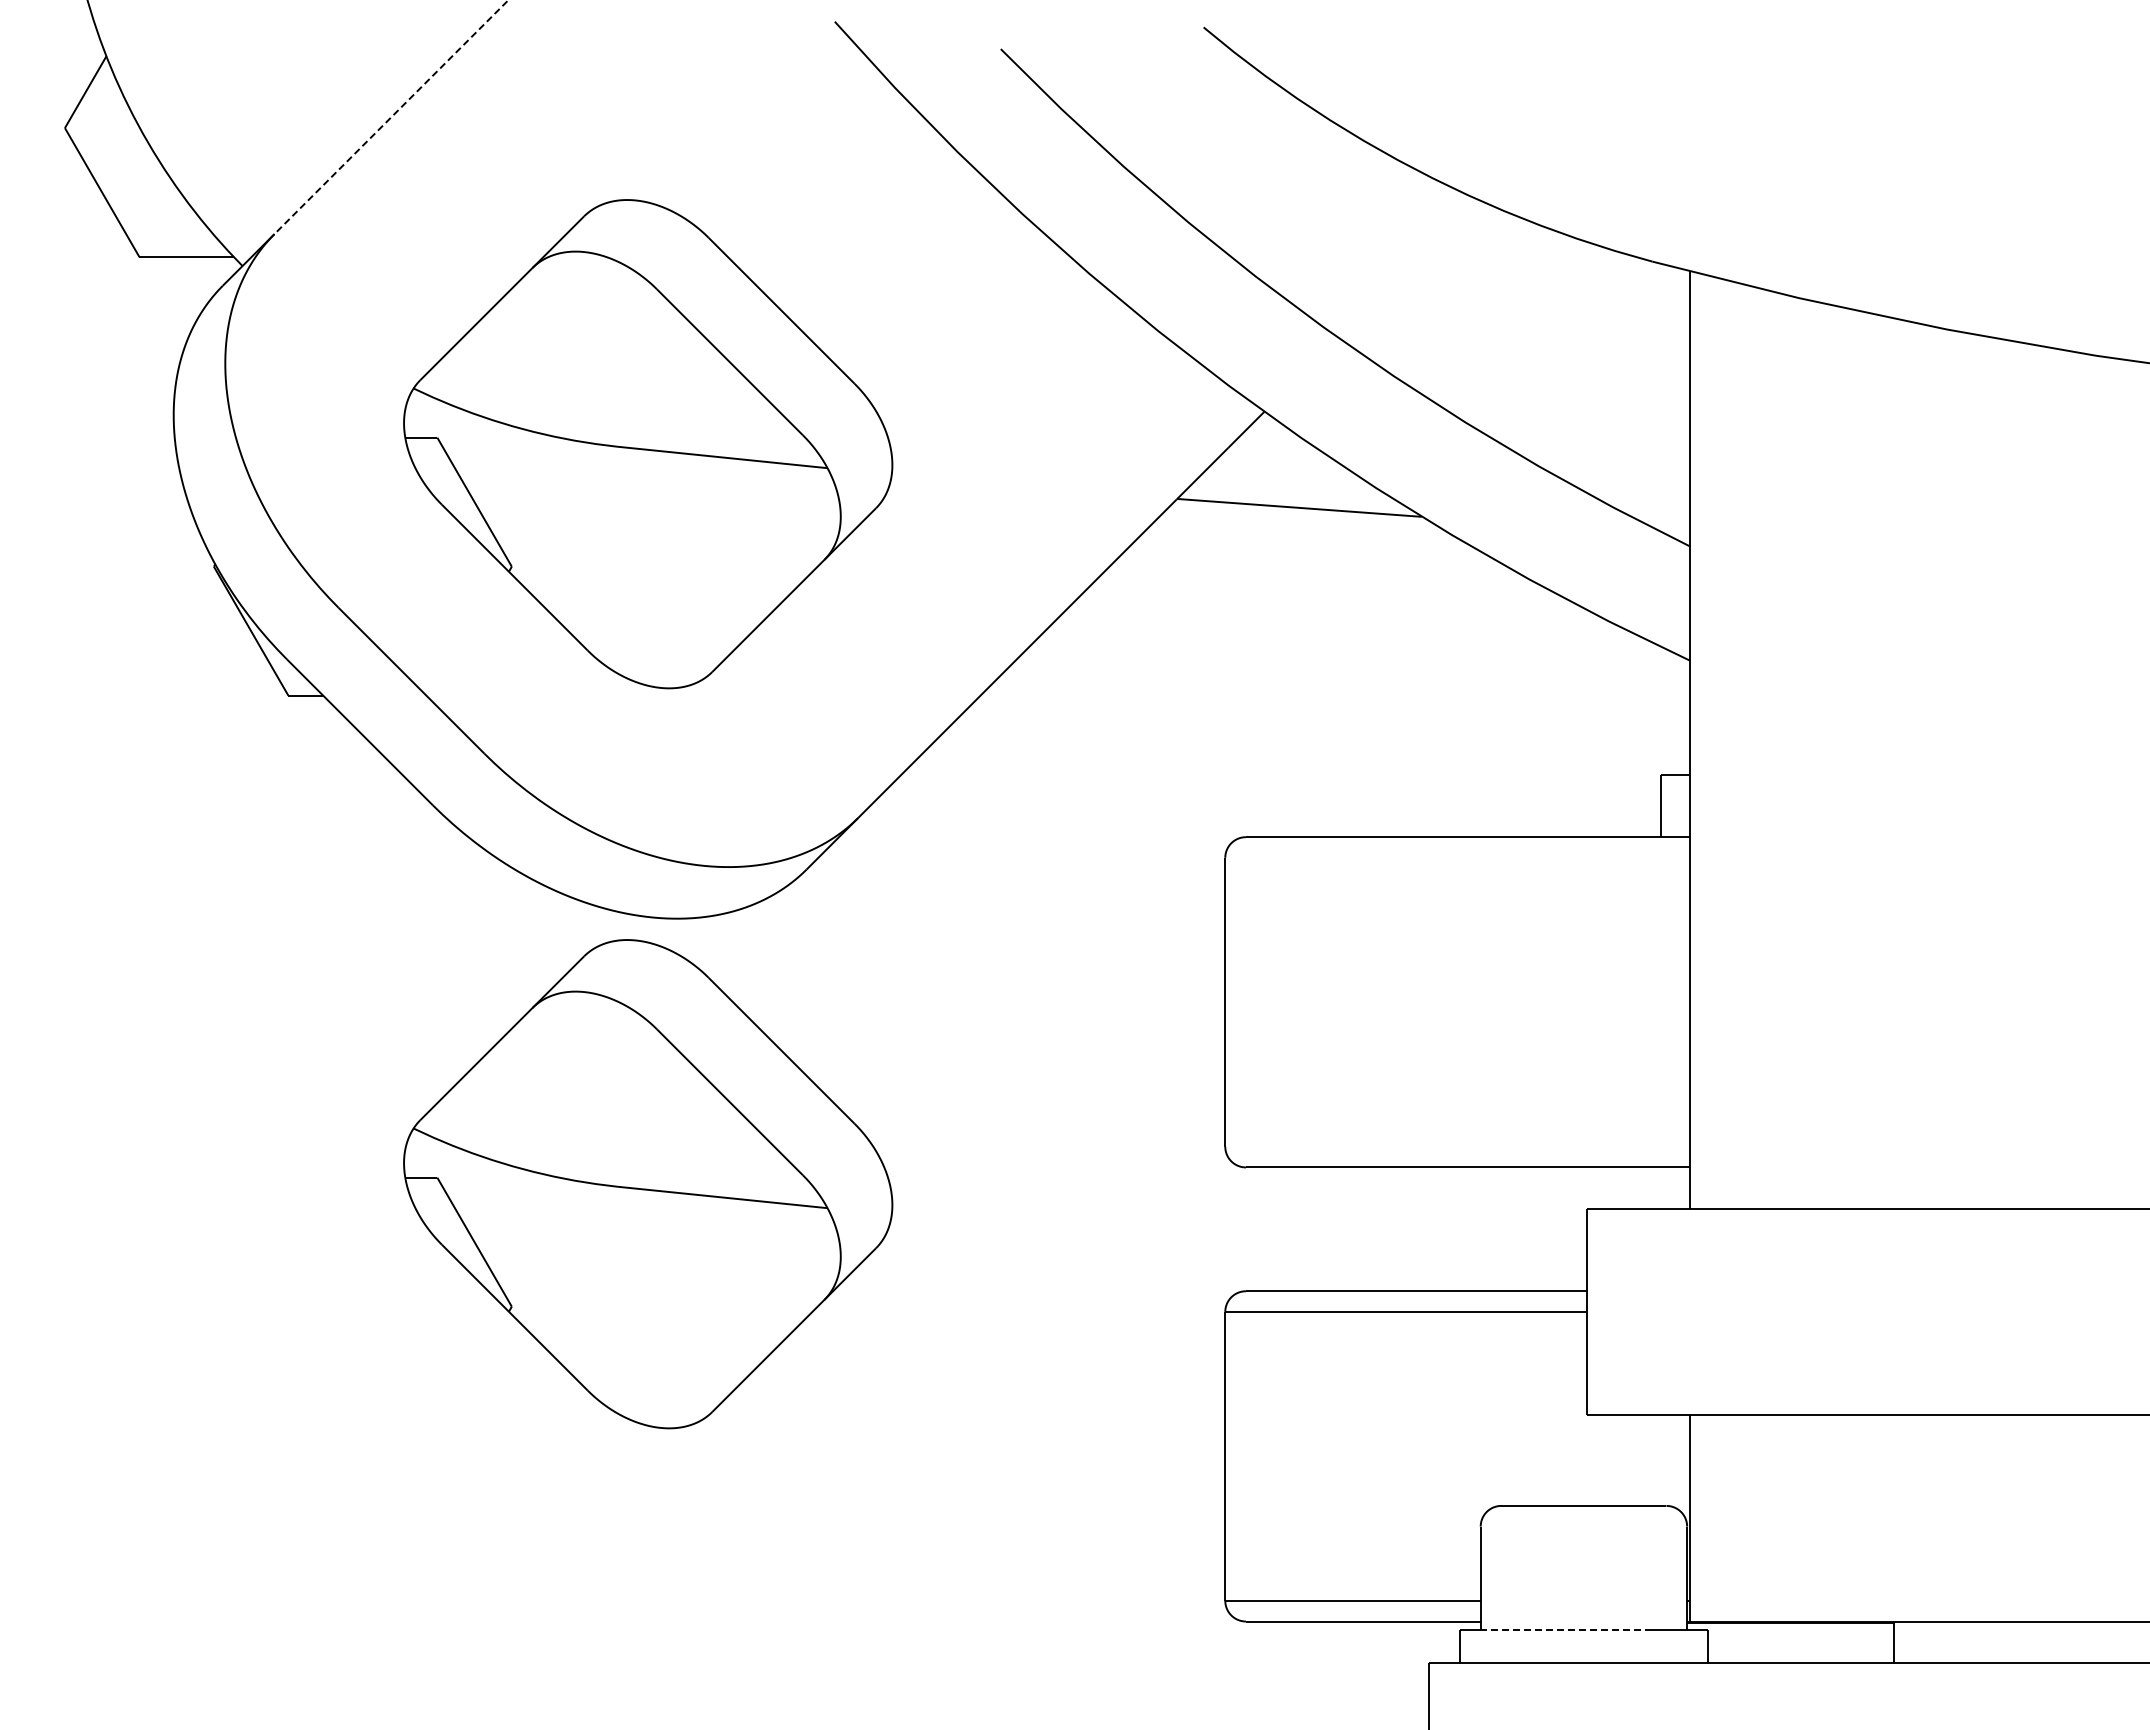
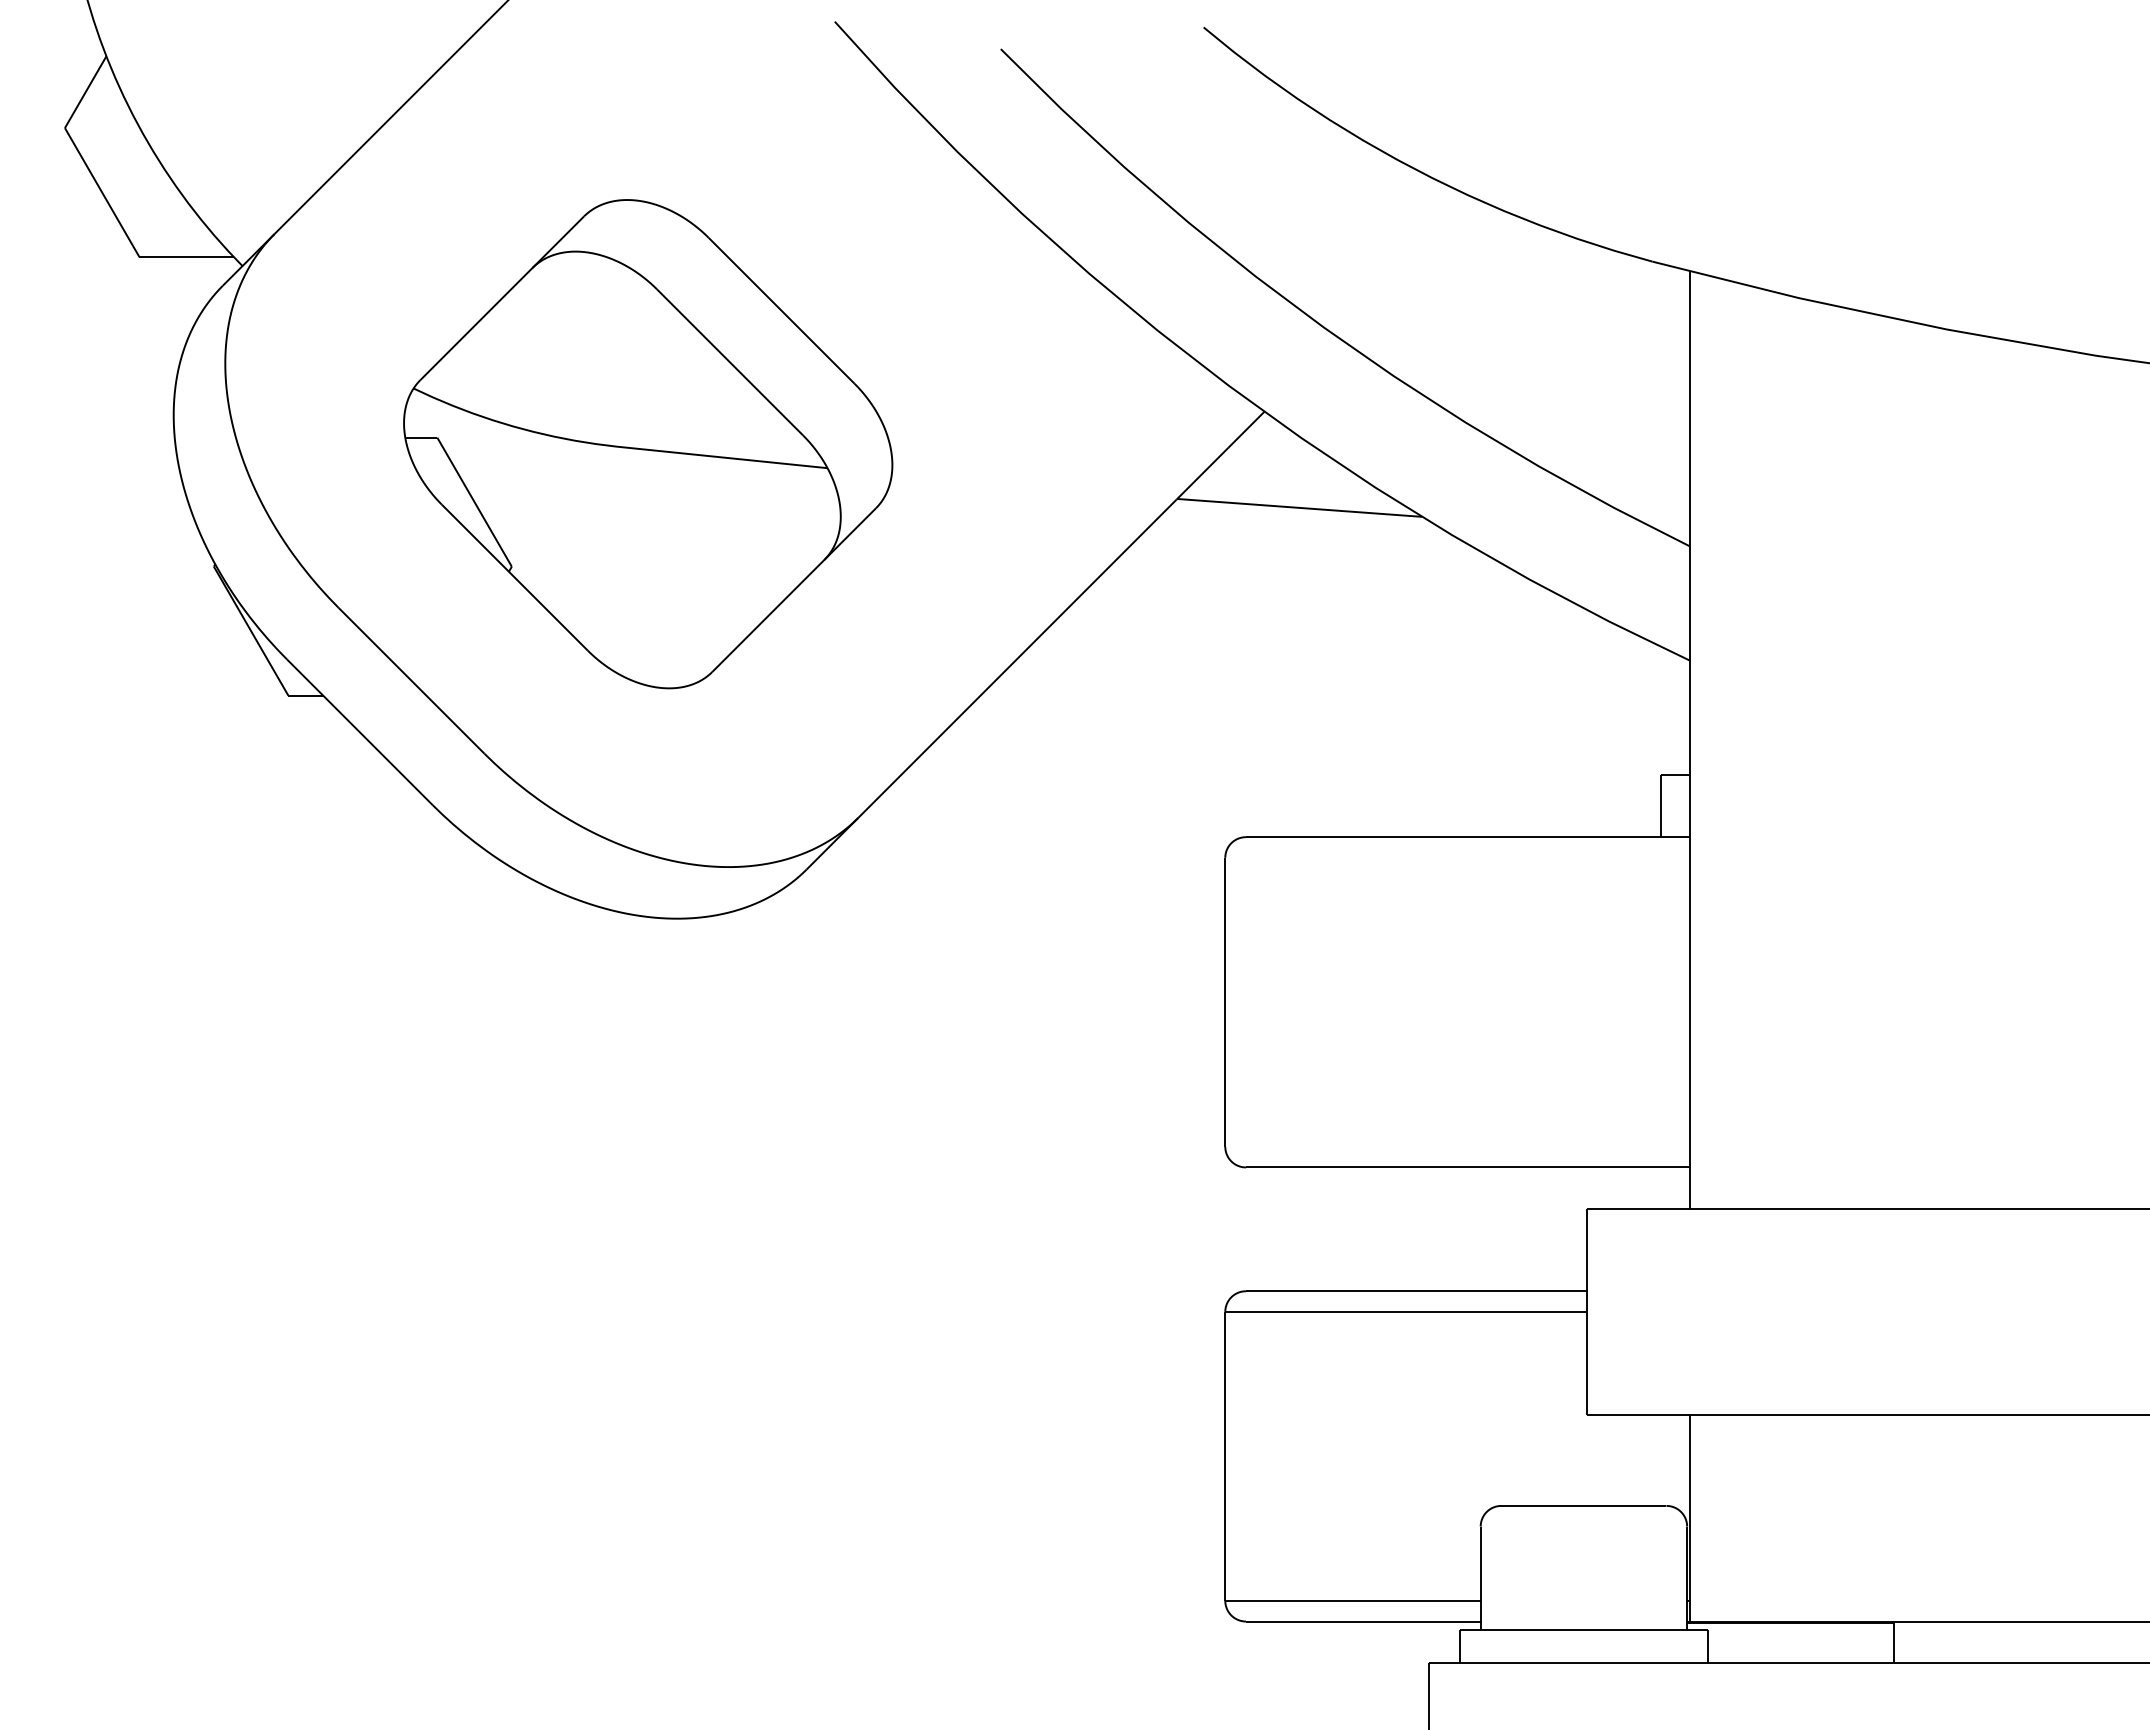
line: dashed -> solid (391, 117)
part: present -> none (648, 1184)
line: dashed -> solid (1565, 1629)
